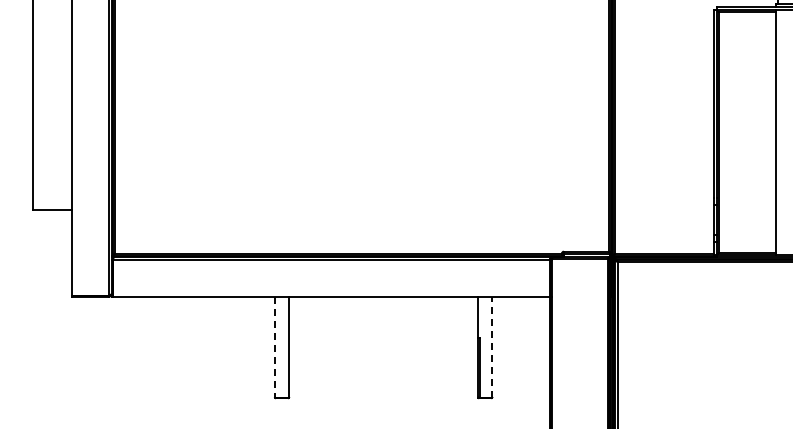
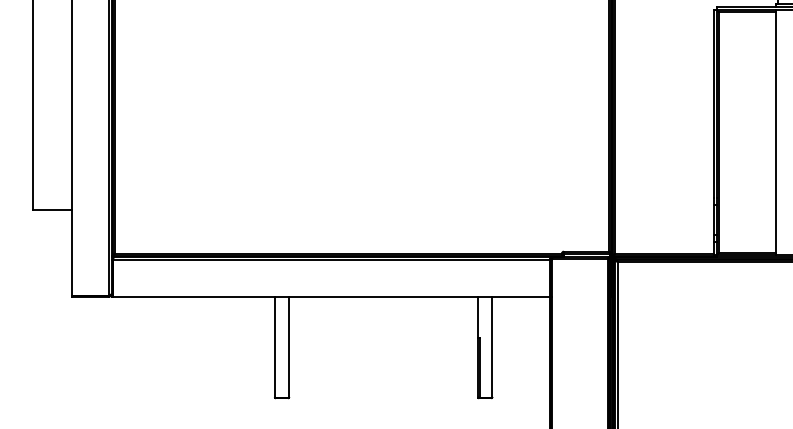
line: dashed -> solid (492, 346)
line: dashed -> solid (275, 347)
